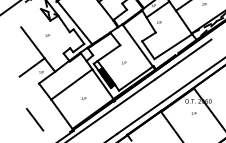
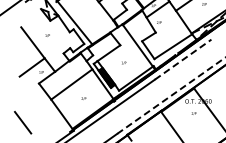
line: solid -> dashed (183, 59)
line: solid -> dashed (171, 95)
line position: (35, 119) -> (23, 122) (23, 122)
